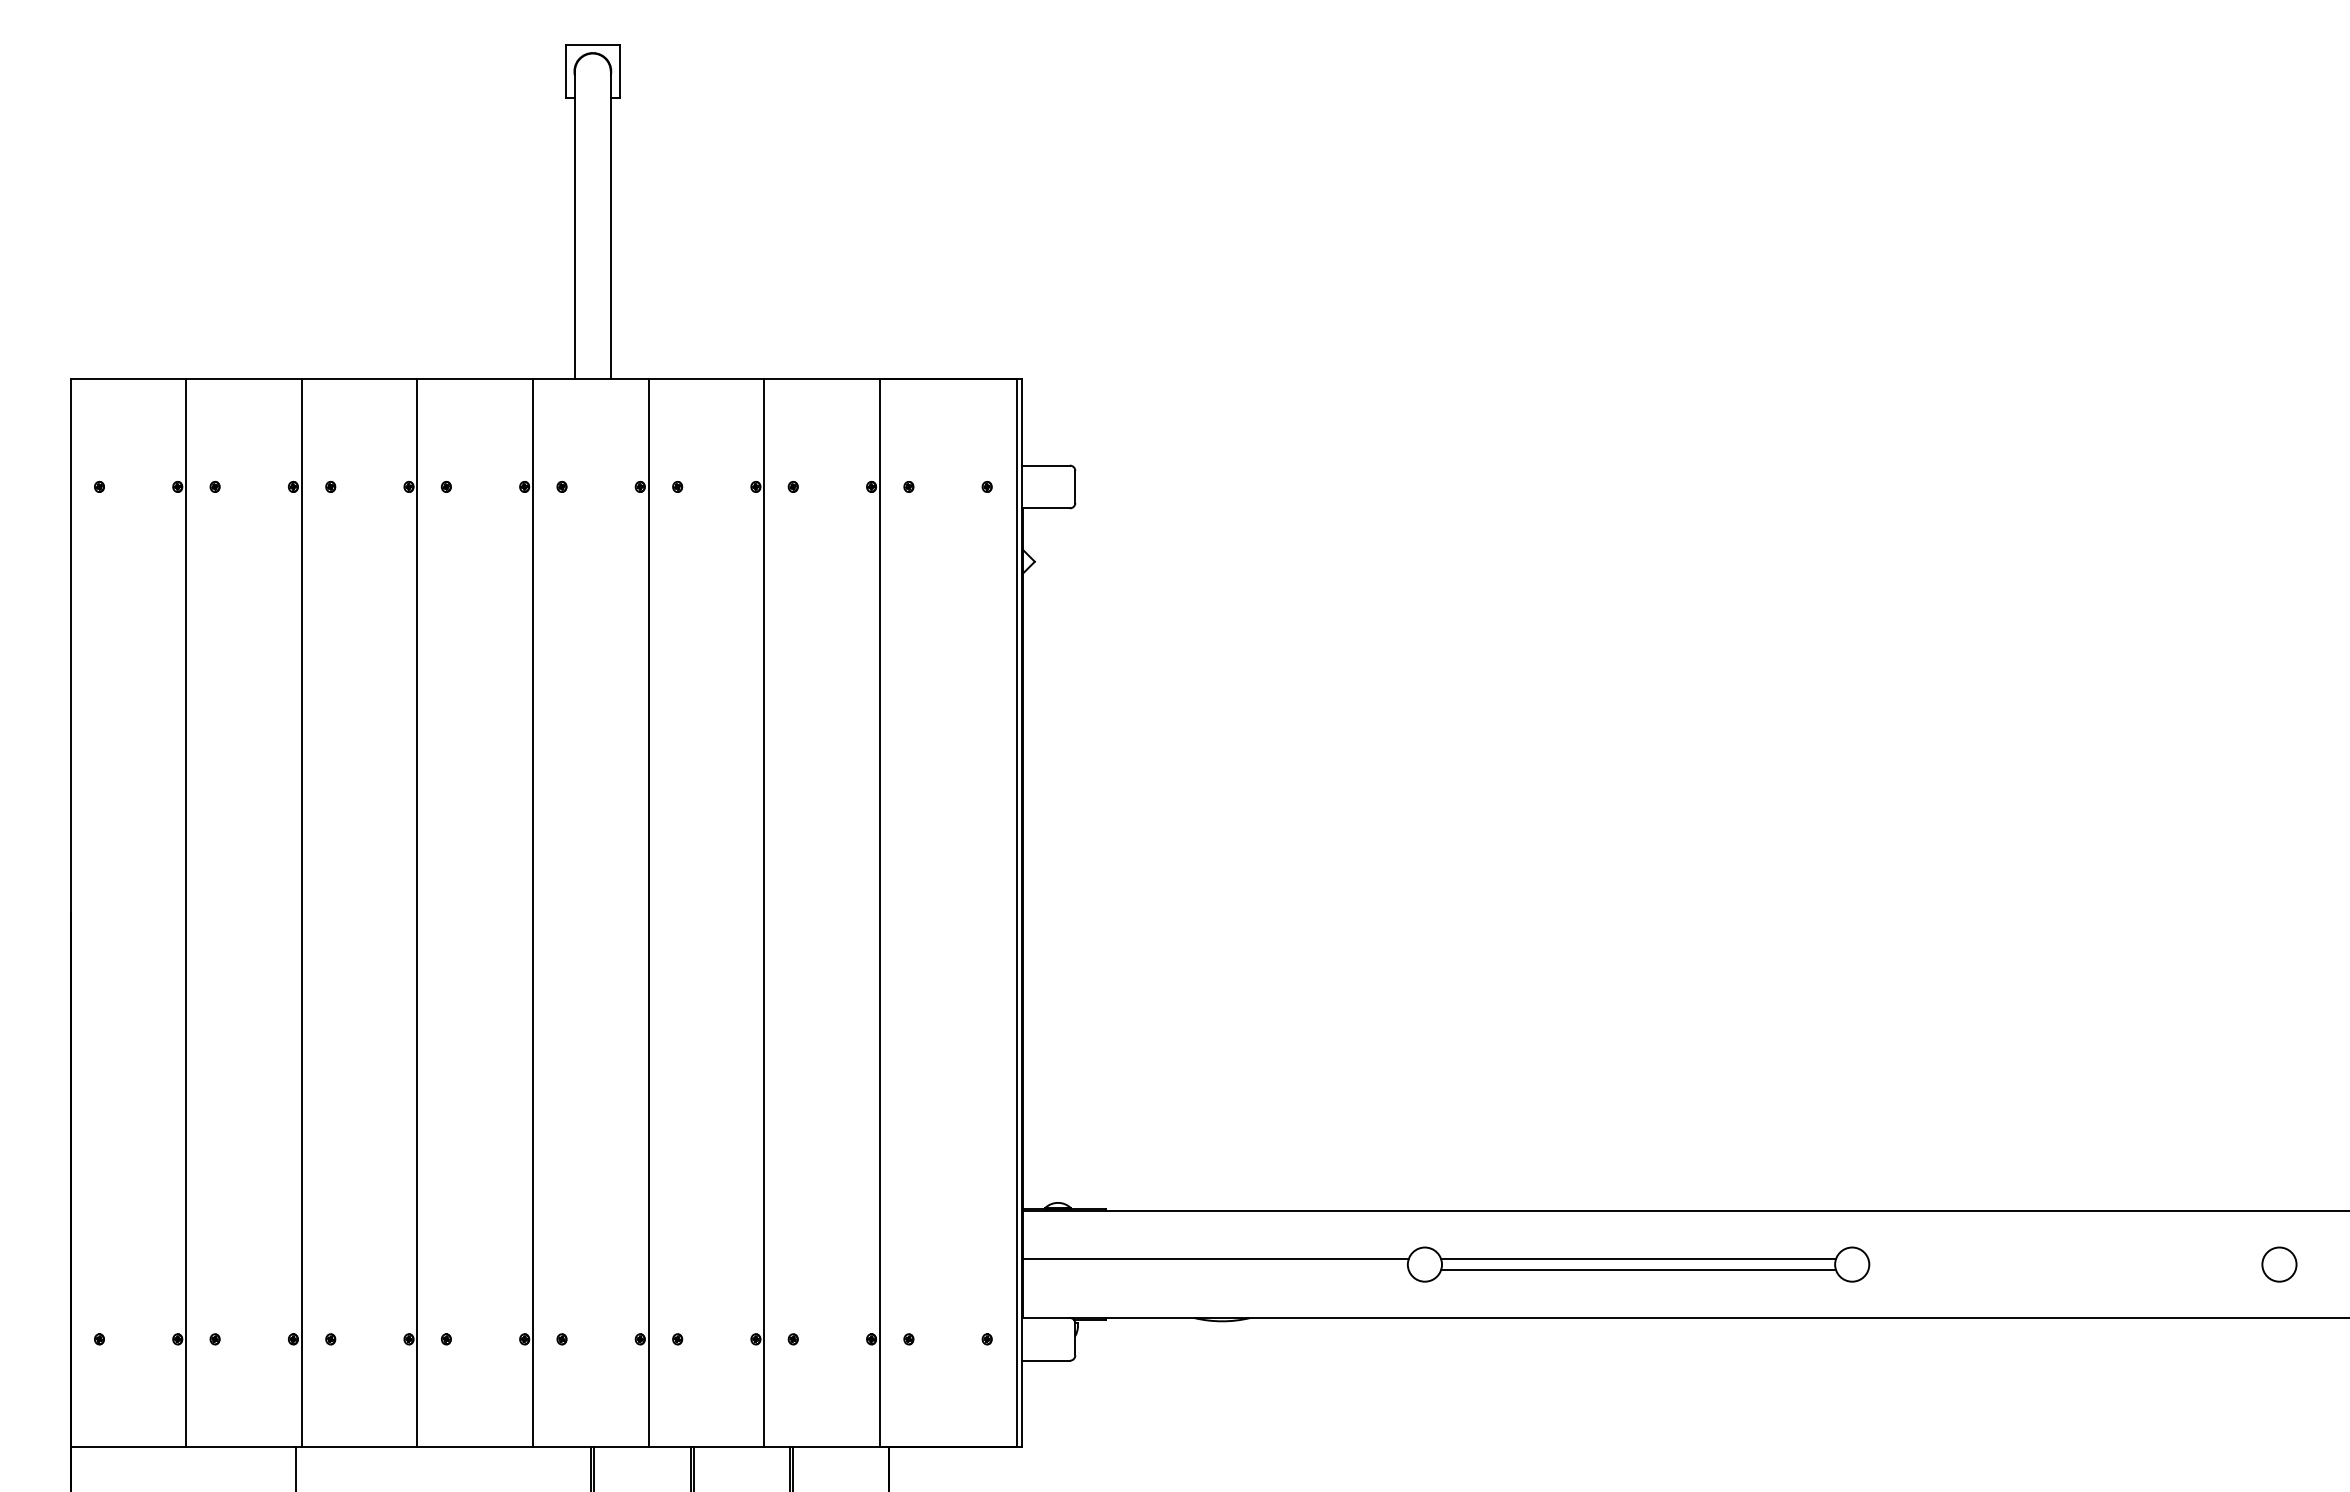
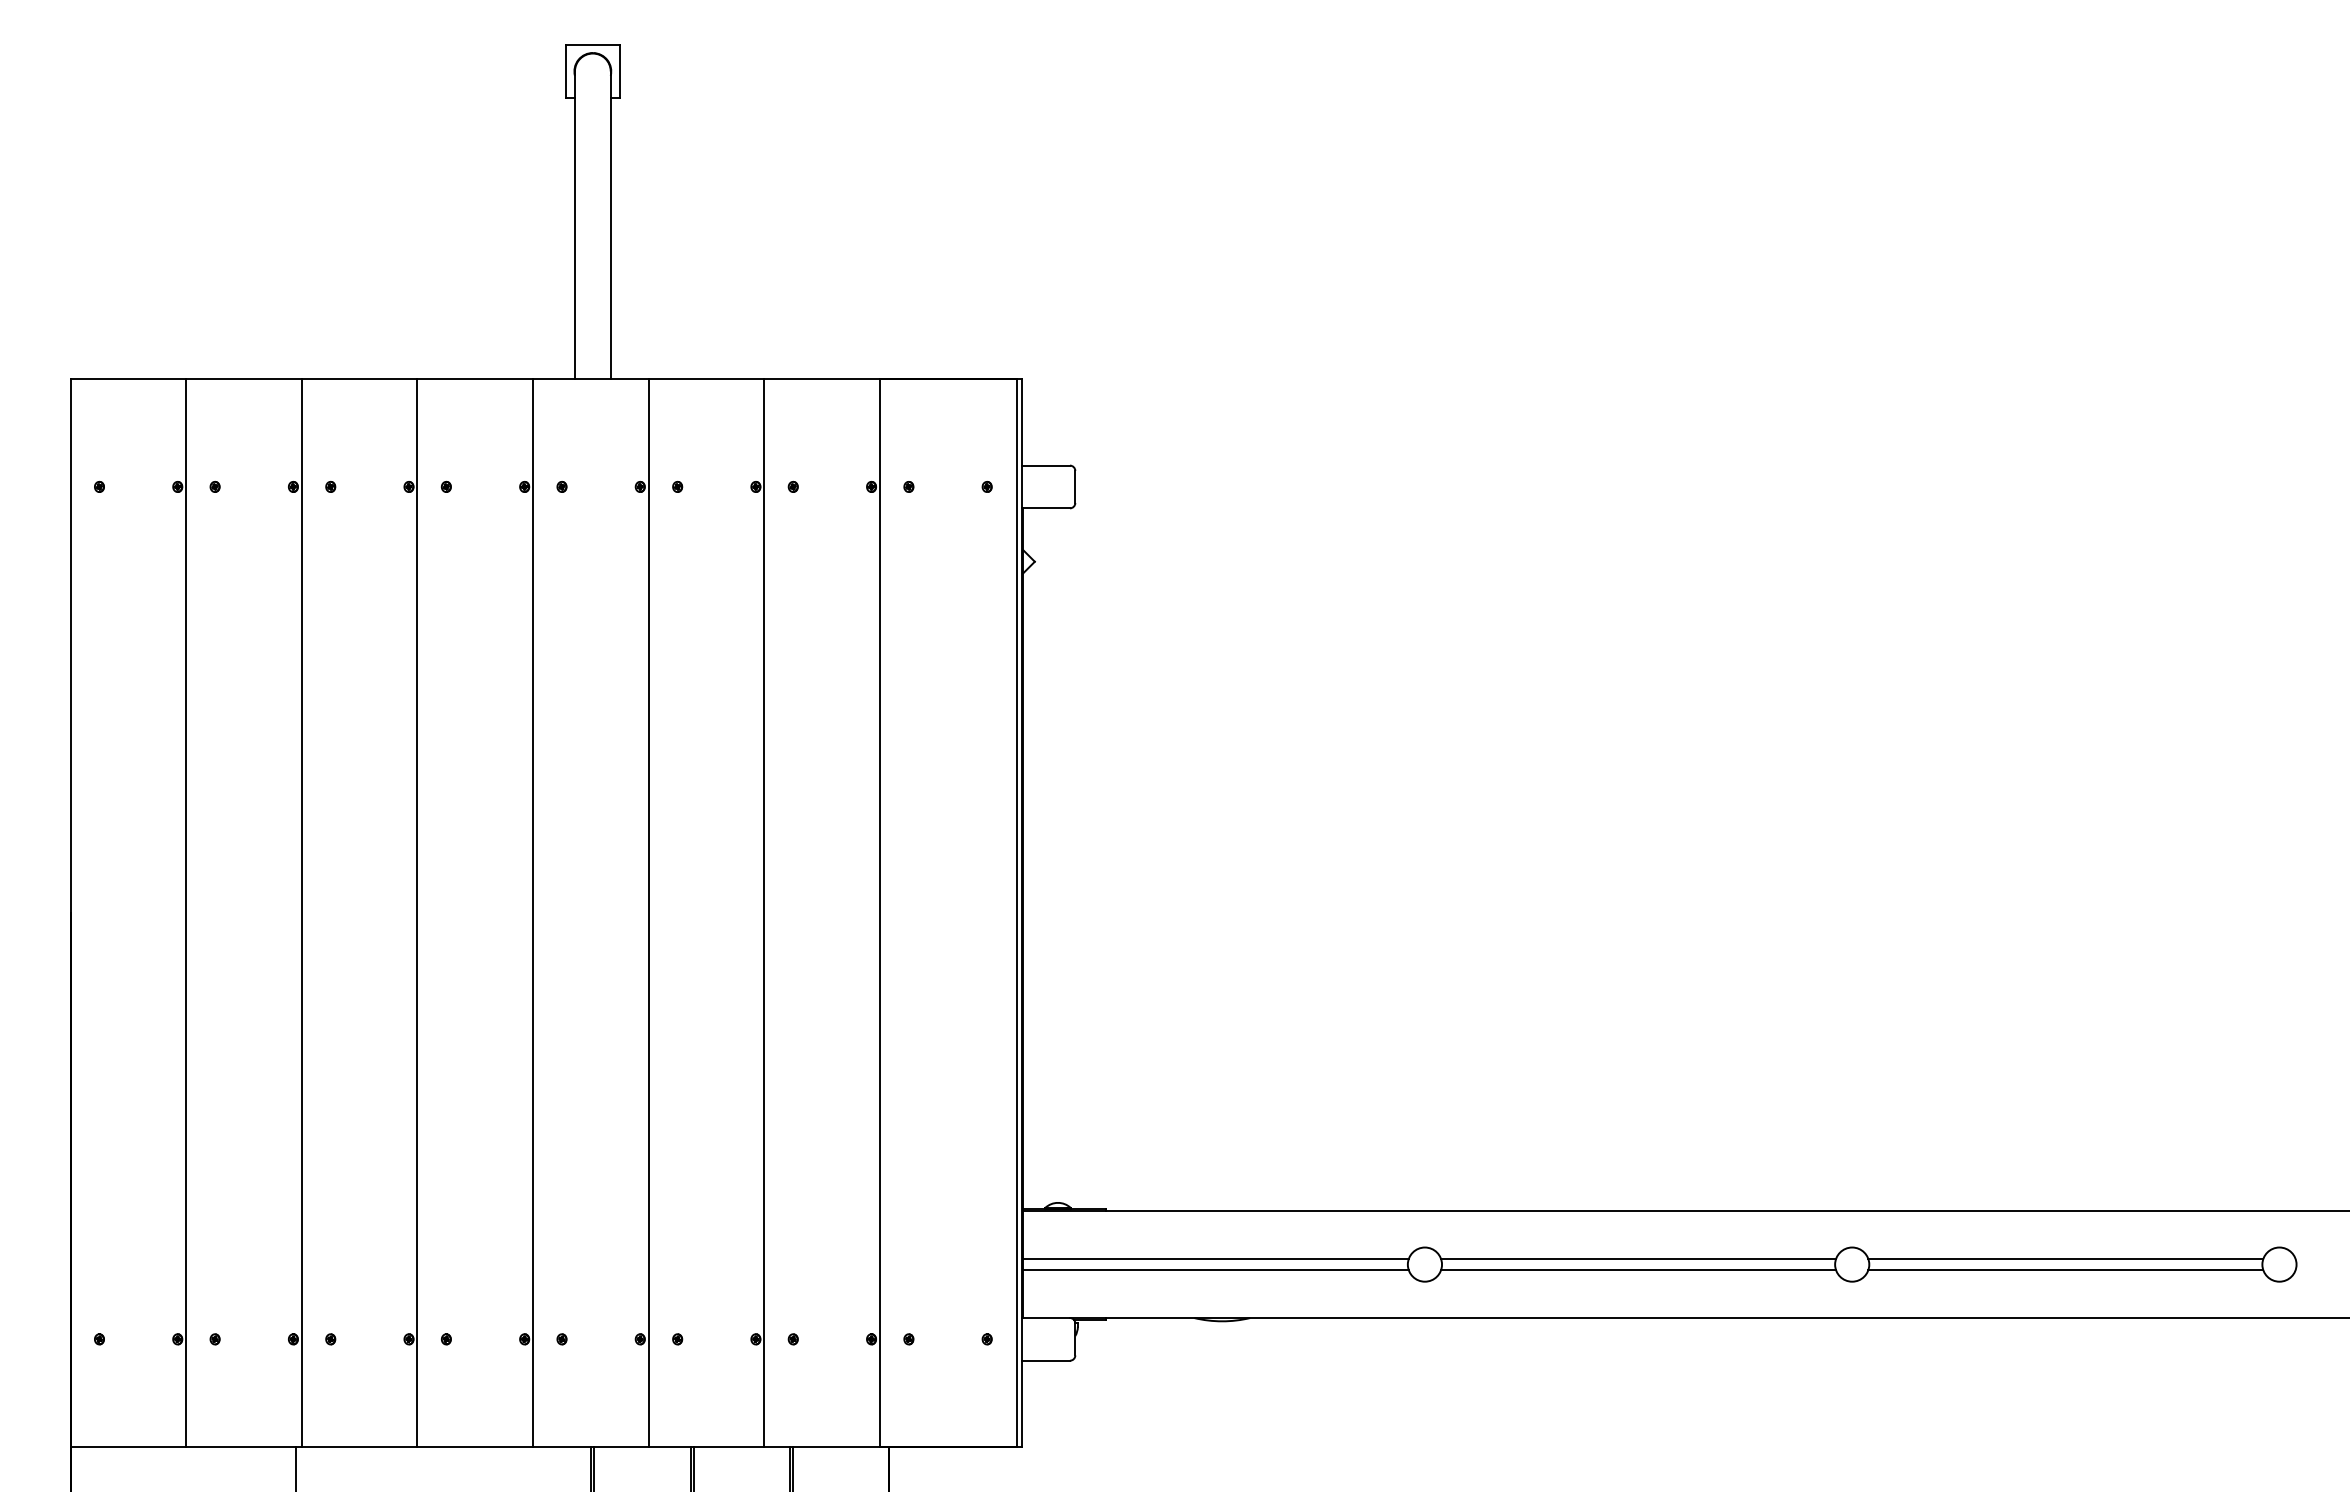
line: none -> present (2065, 1259)
line: none -> present (1215, 1269)
line: none -> present (2065, 1269)
